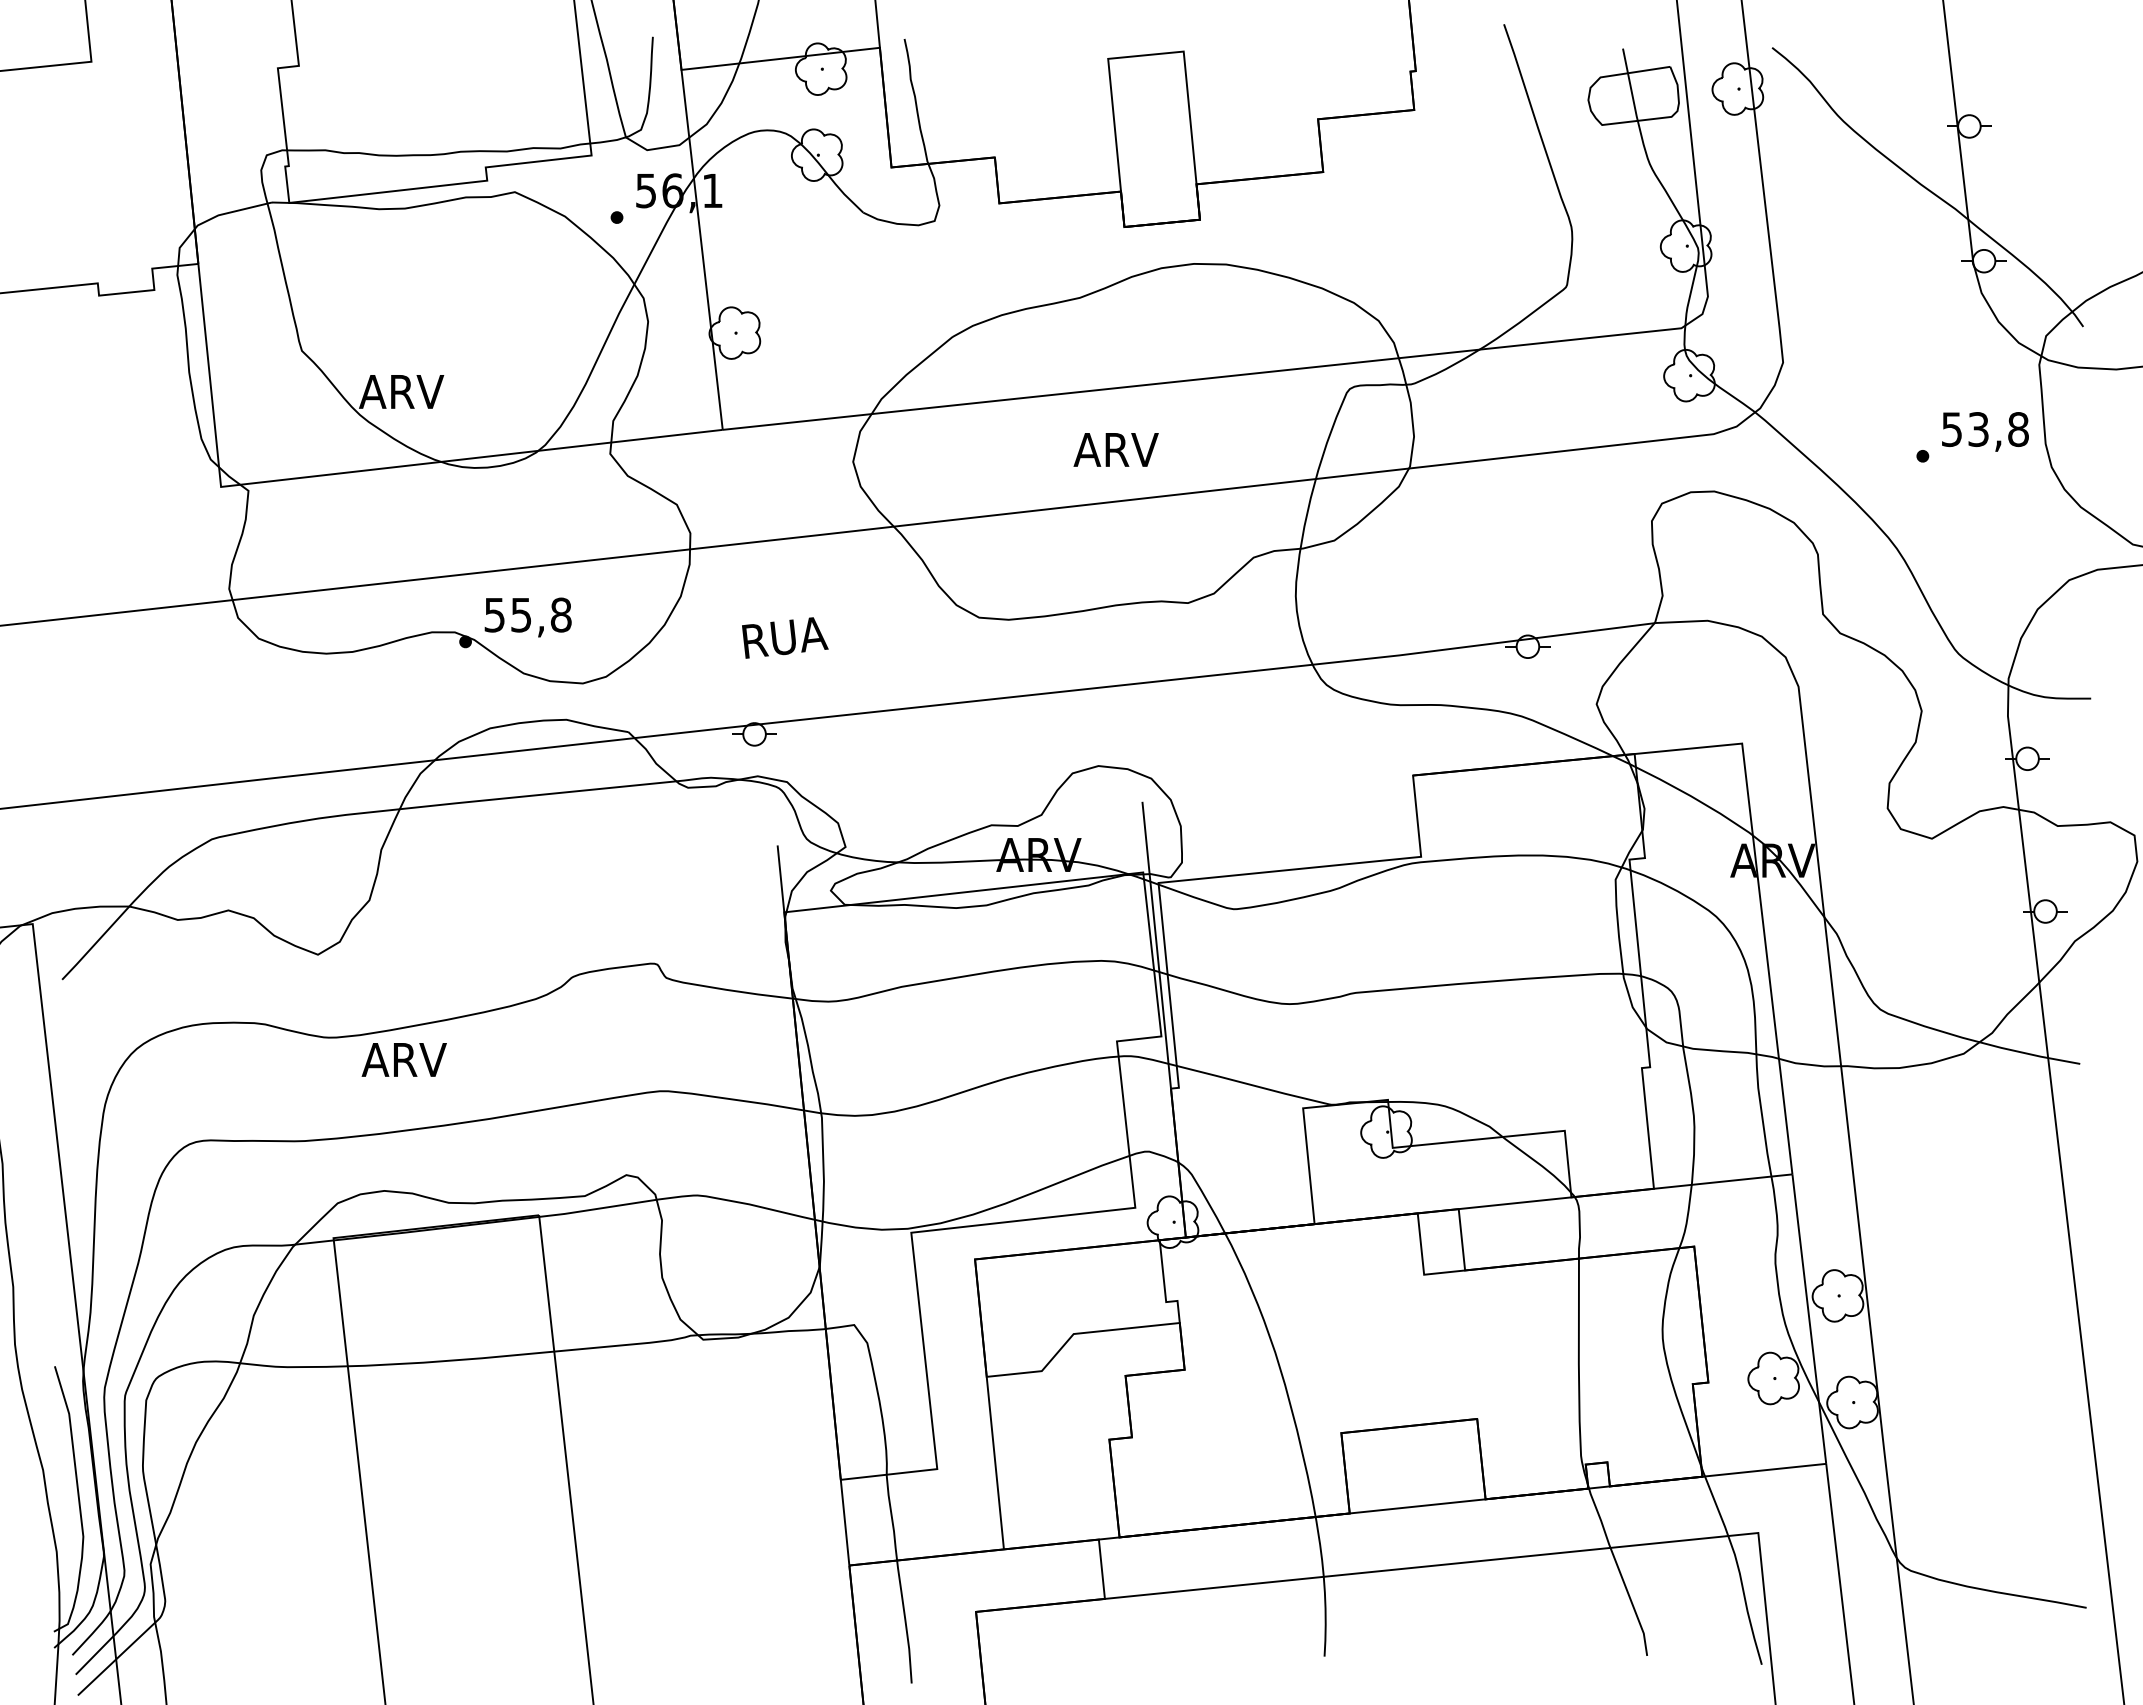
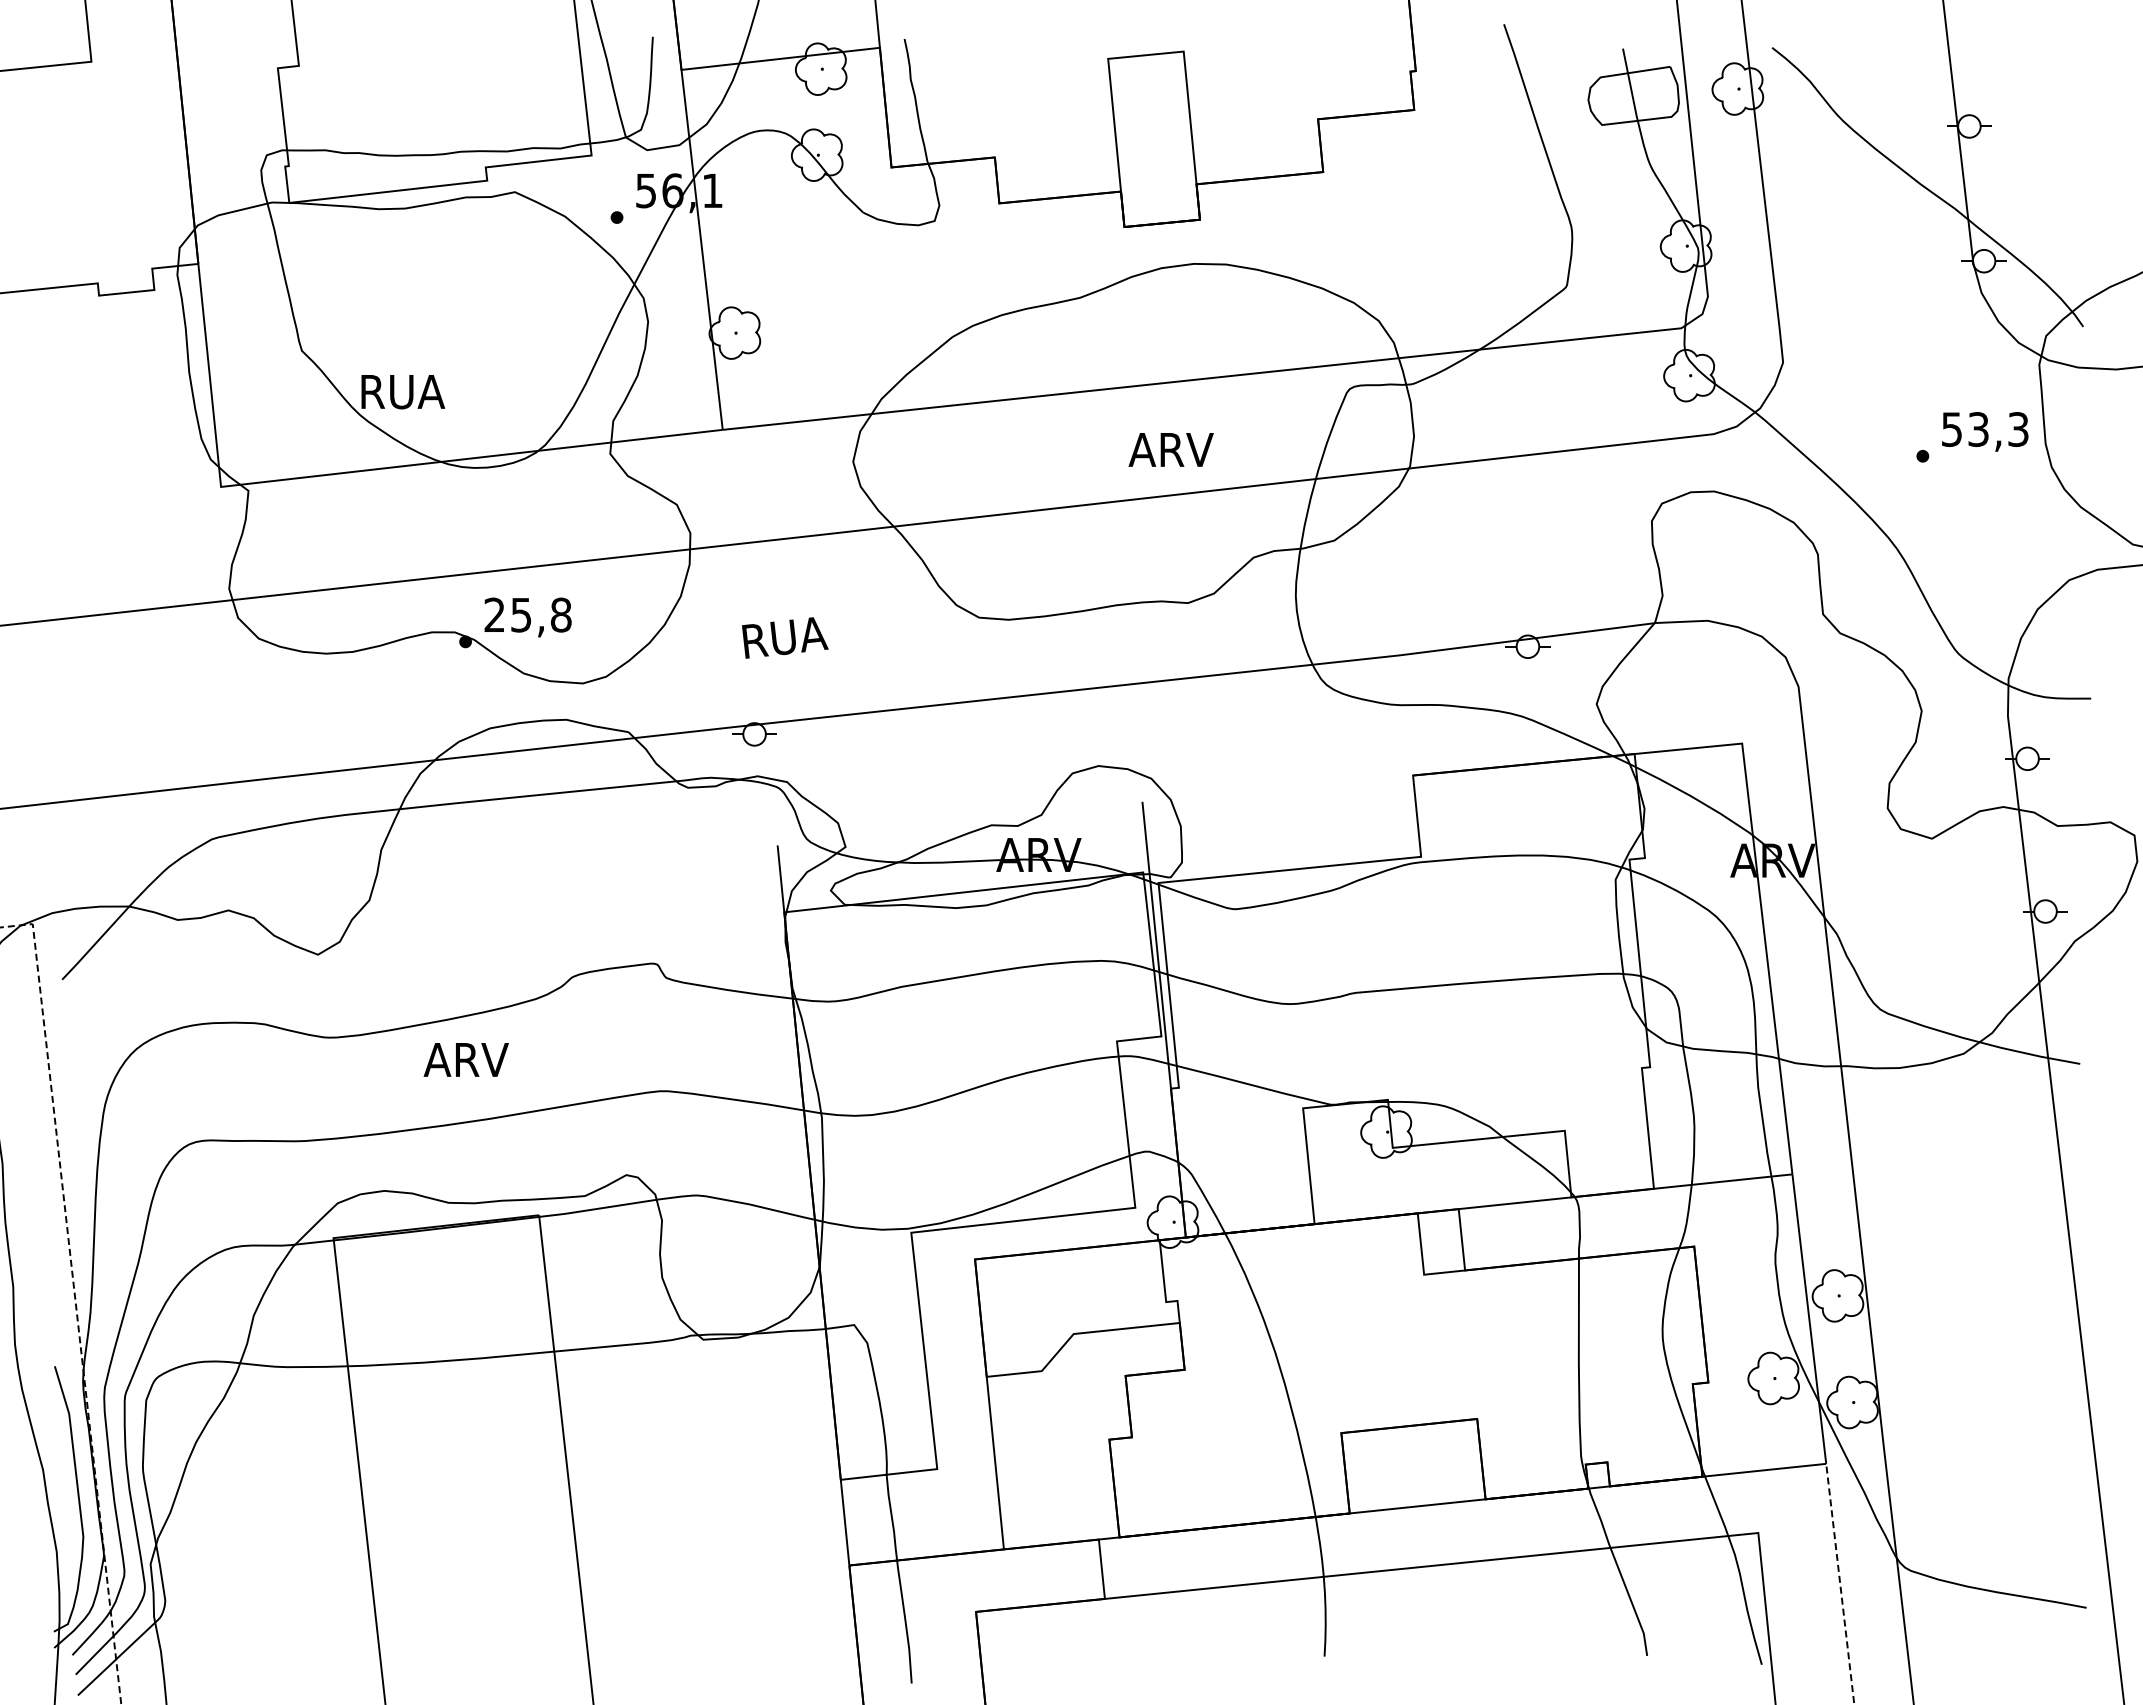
text: ARV -> RUA (402, 392)
text: 53,8 -> 53,3 (2018, 429)
text position: (1115, 449) -> (1170, 449) (1170, 449)
text: 55,8 -> 25,8 (494, 614)
text position: (403, 1059) -> (465, 1059) (465, 1059)
line: solid -> dashed (75, 1297)
line: solid -> dashed (1840, 1583)
